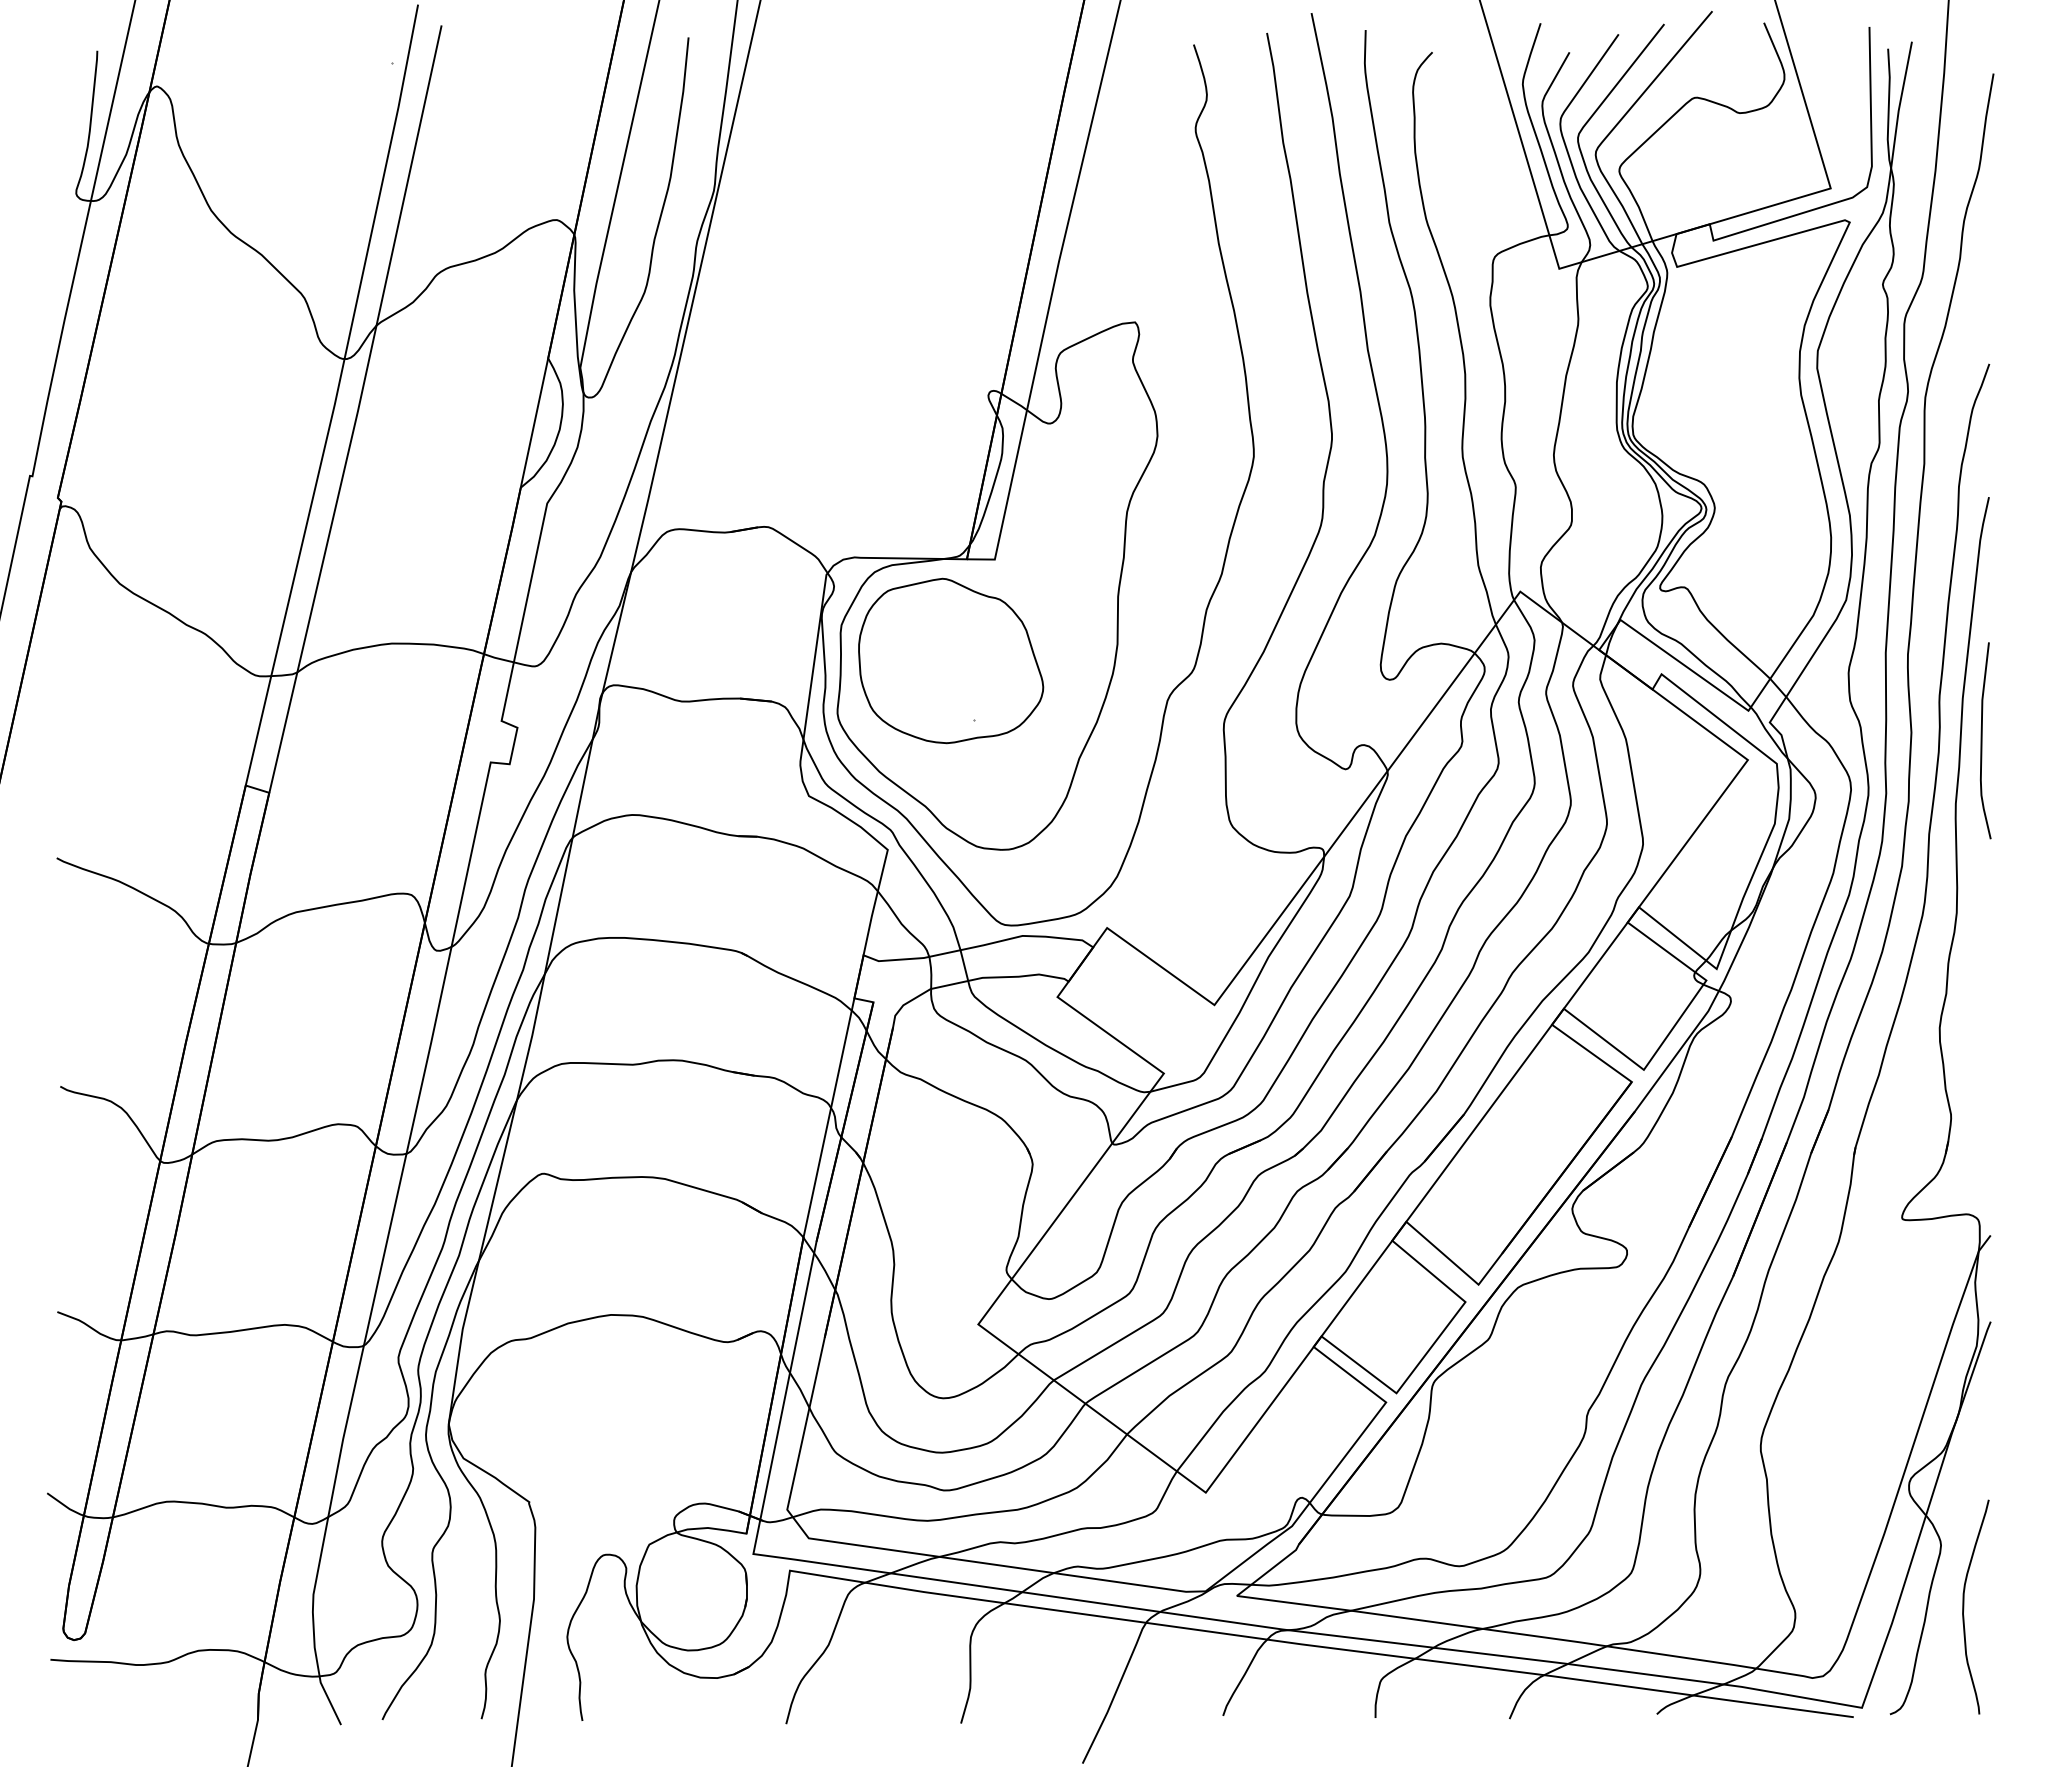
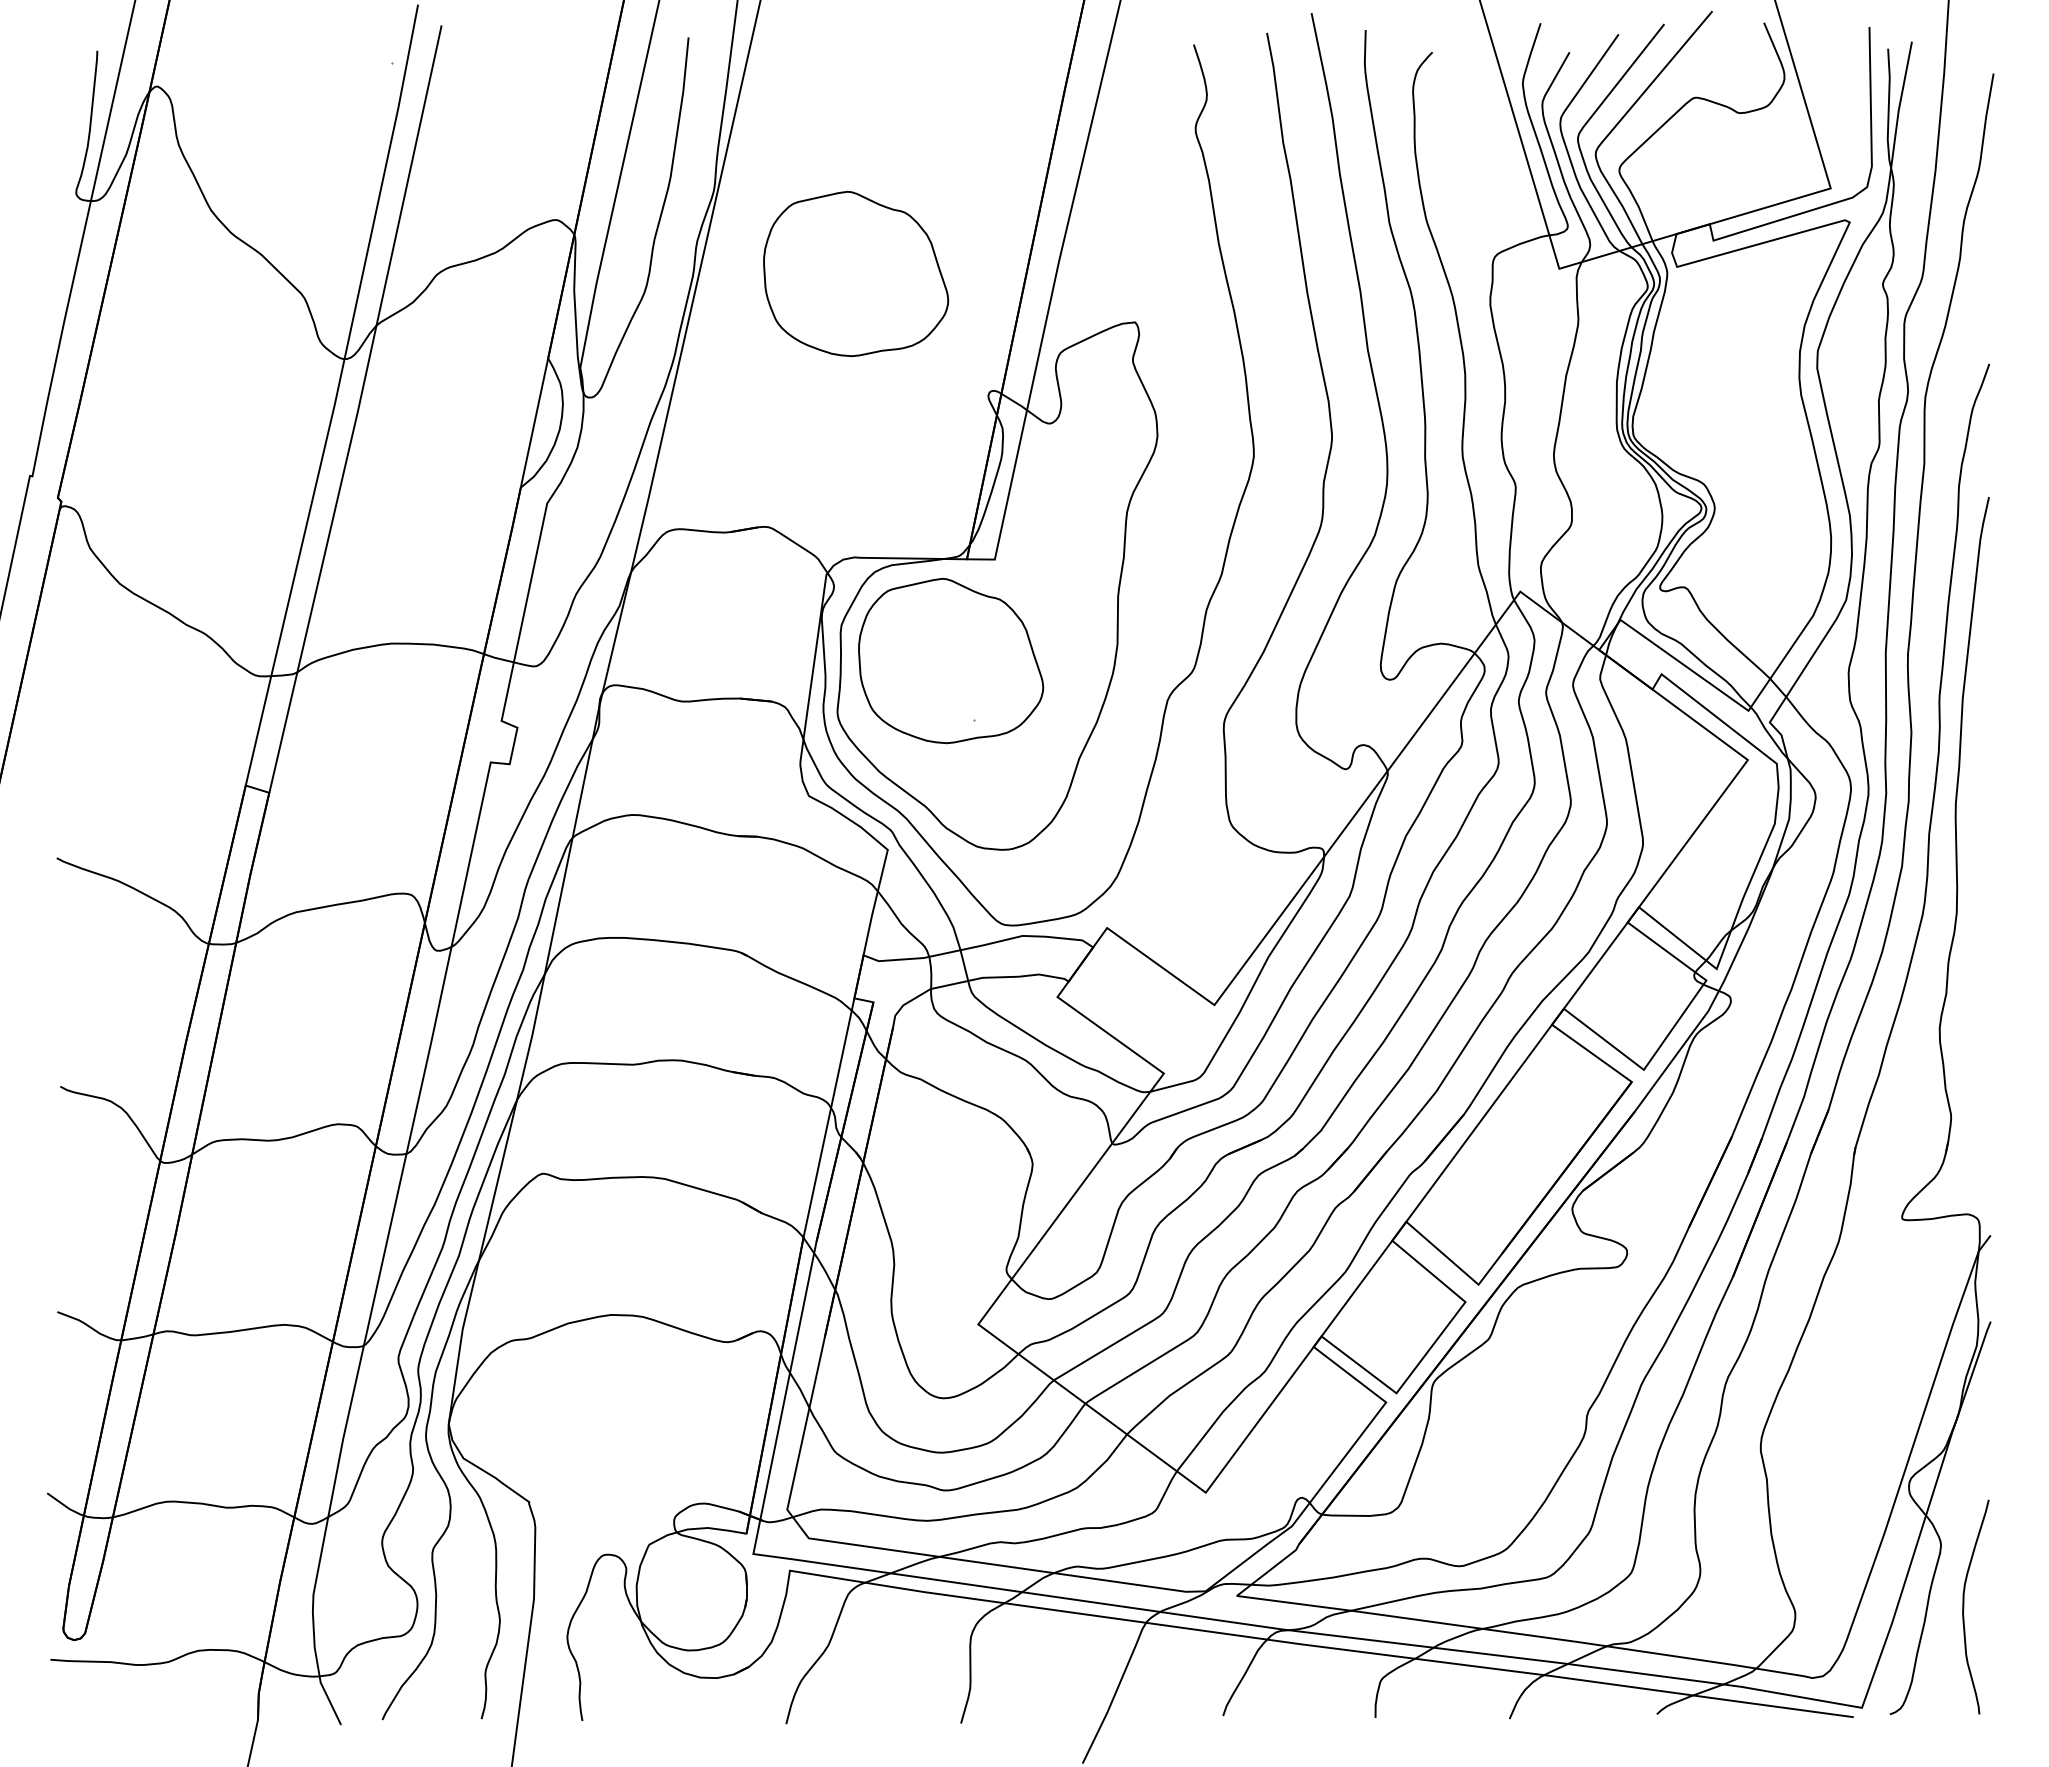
part: none -> present (856, 273)
curve: present -> none (1982, 740)
